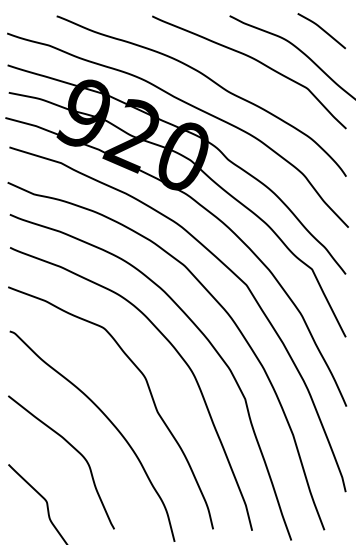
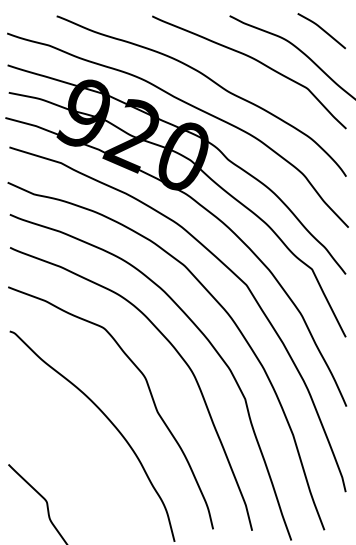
curve: present -> none (74, 449)
